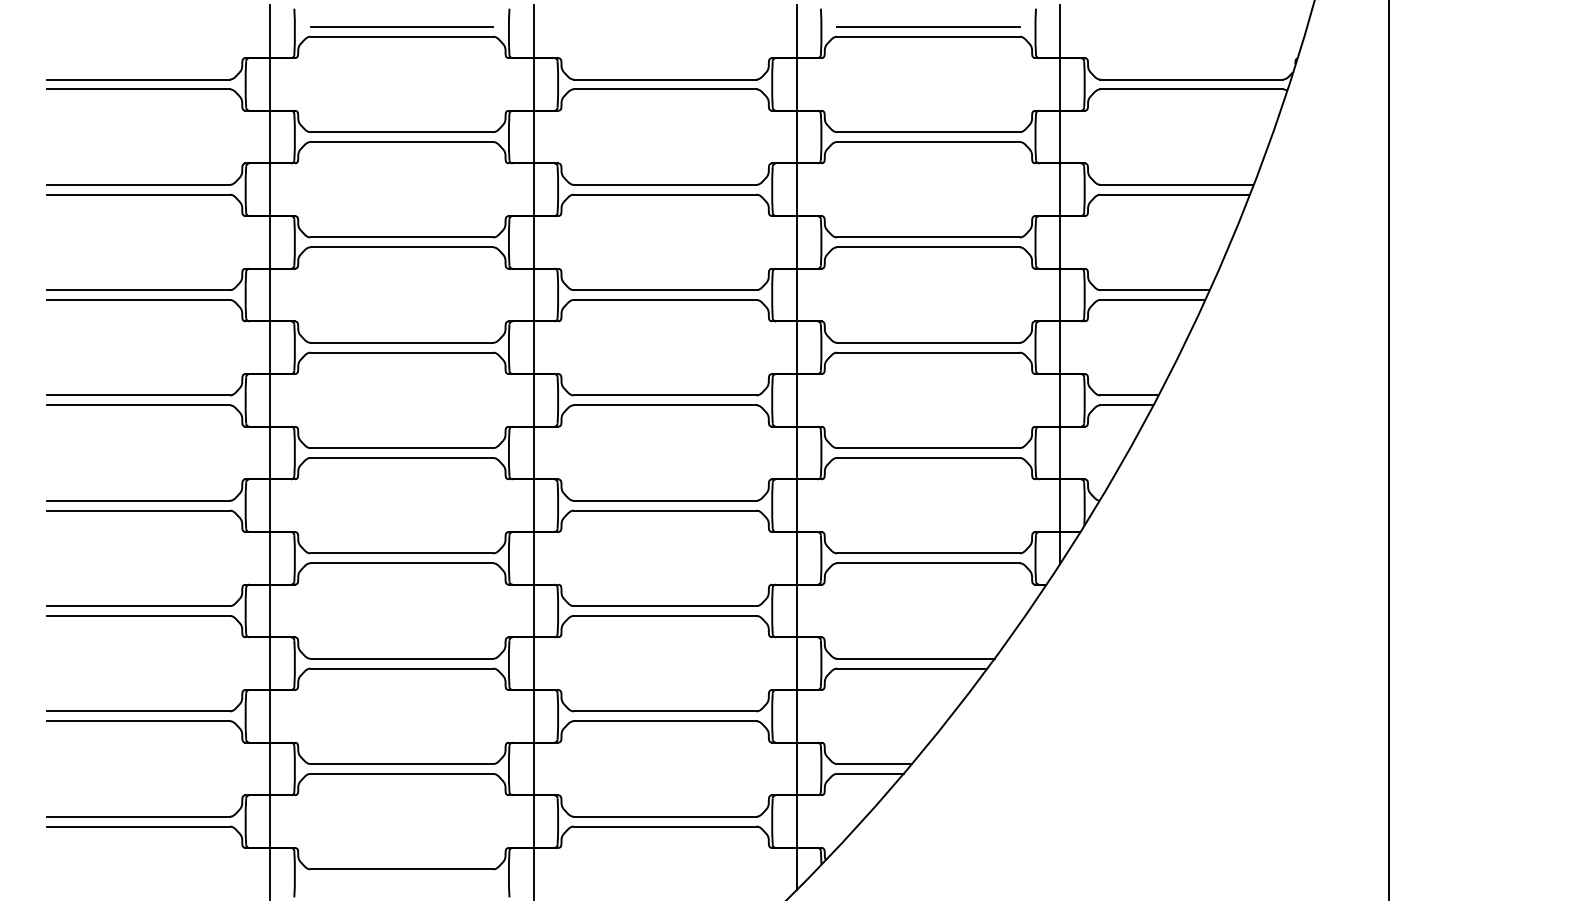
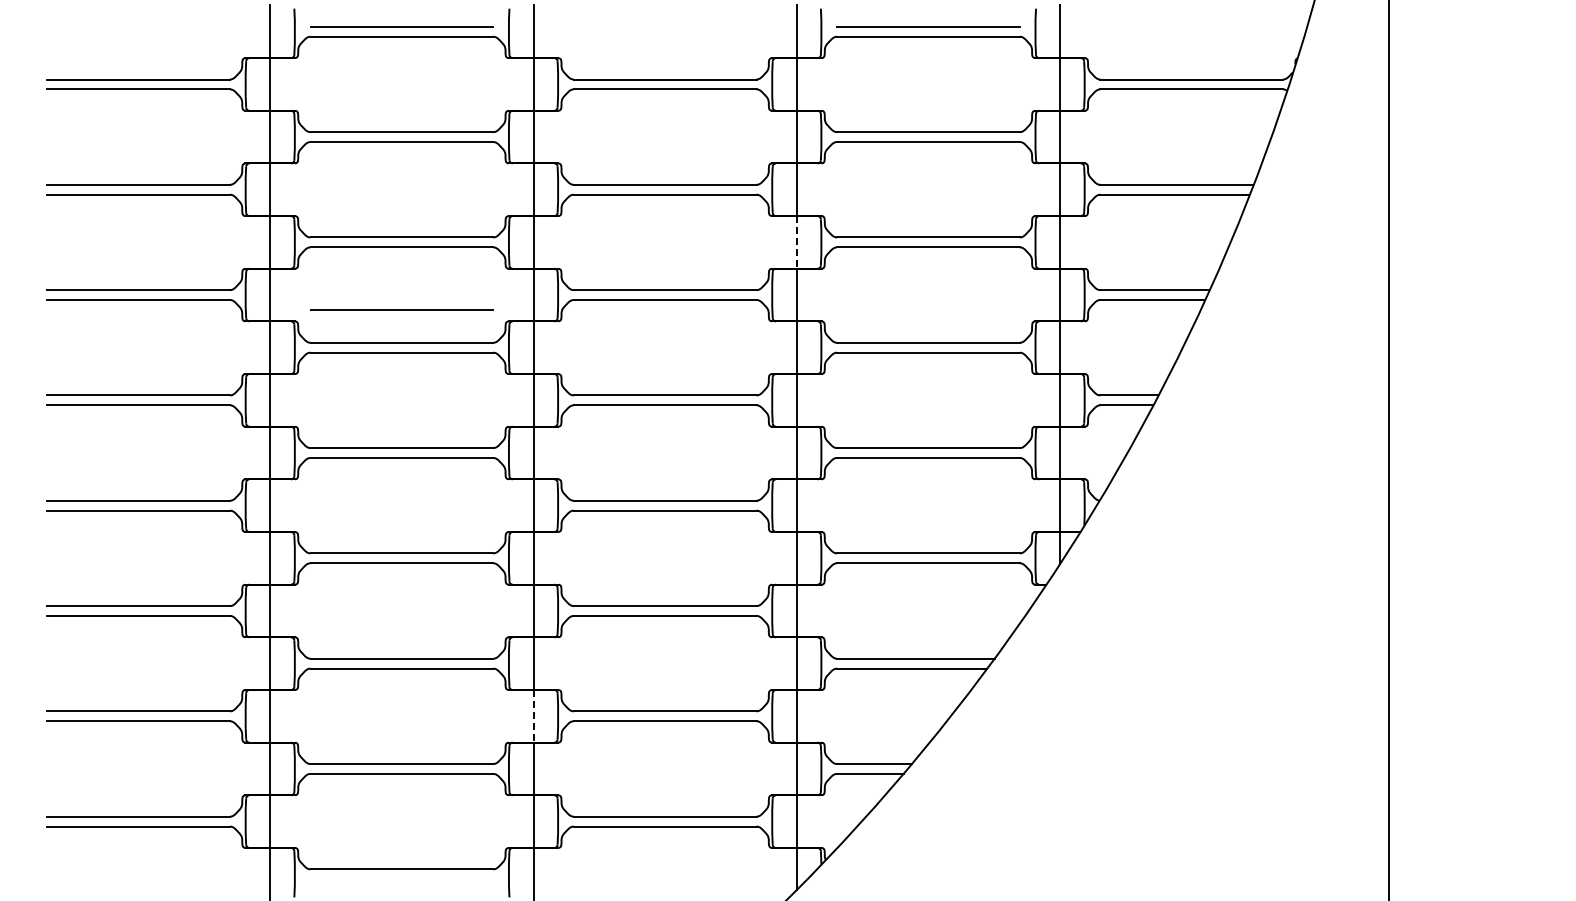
line: solid -> dashed (796, 242)
line: none -> present (401, 309)
line: solid -> dashed (533, 716)
